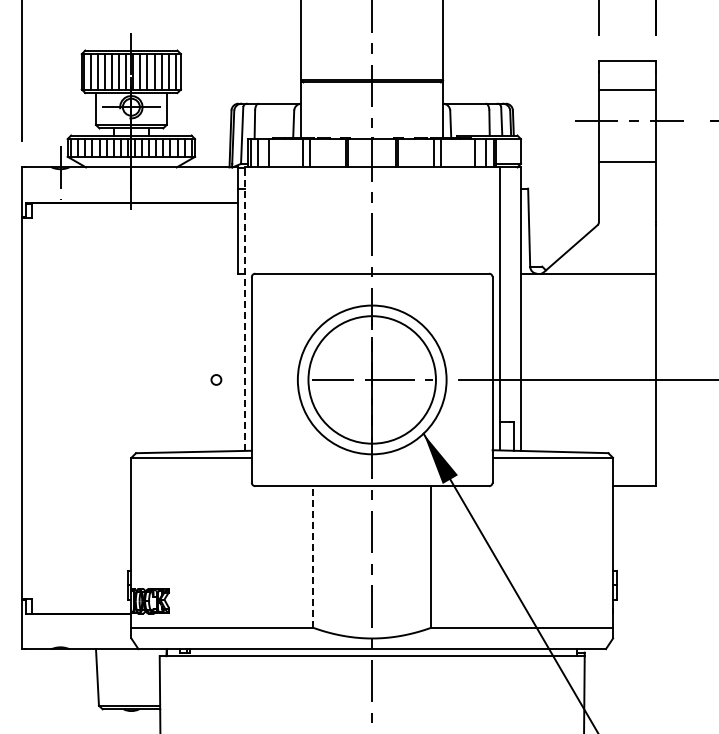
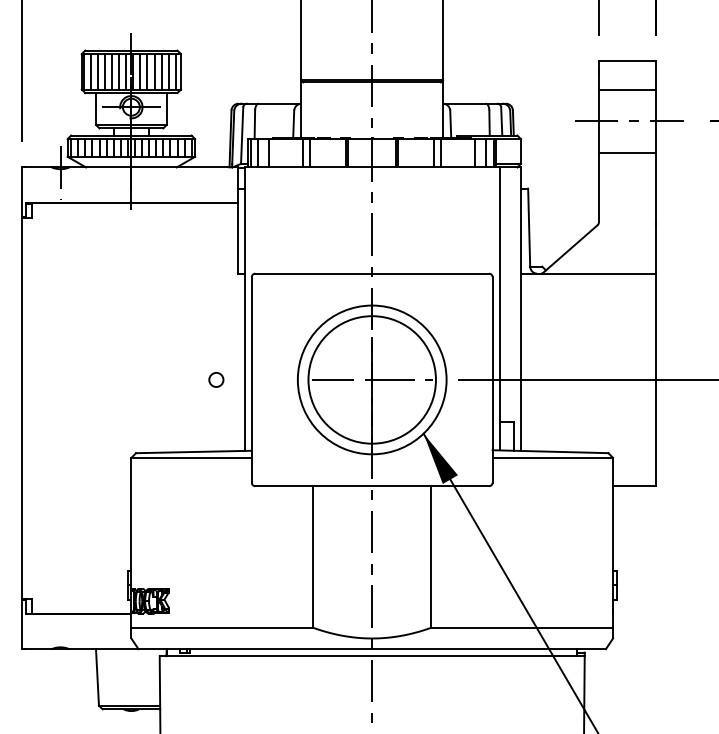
line position: (626, 162) -> (626, 153) (626, 153)
line: dashed -> solid (244, 309)
circle size: 13x12 px -> 17x16 px (216, 379)
line: dashed -> solid (313, 557)
